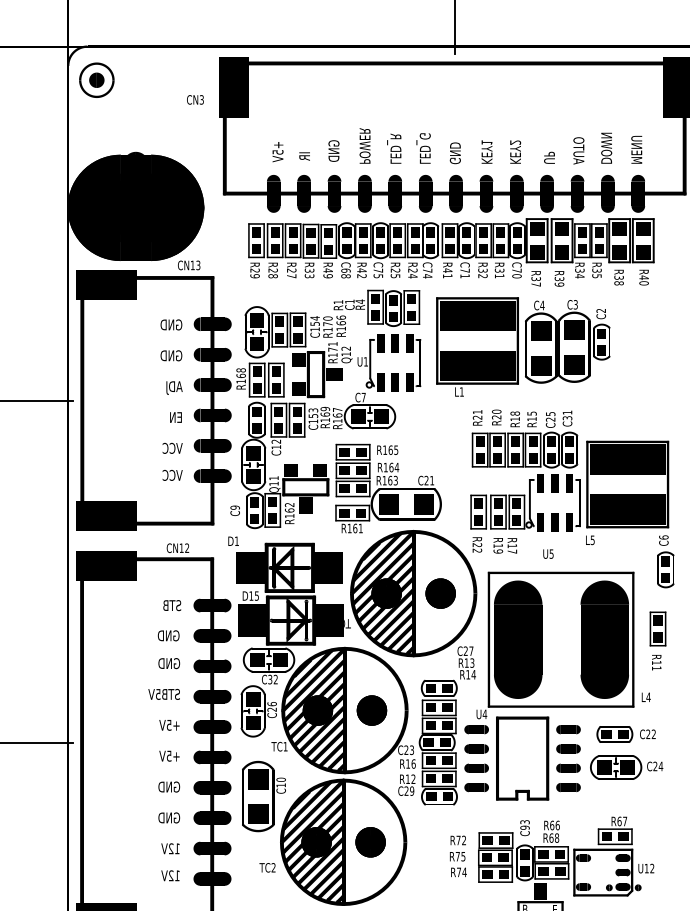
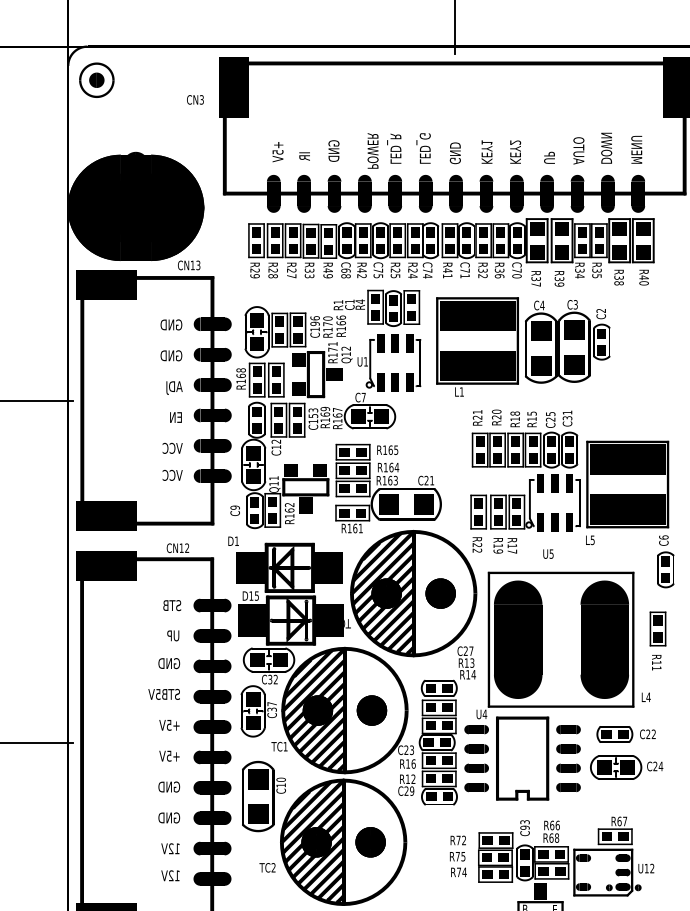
text position: (364, 145) -> (372, 150) (372, 150)
text: R31 -> R36 (499, 276)
text: C154 -> C196 (314, 320)
text: GND -> UP (168, 635)
text: C26 -> C37 (271, 706)
